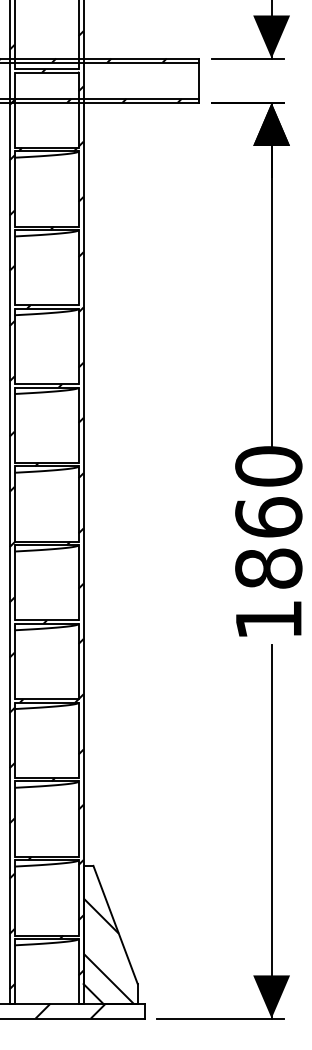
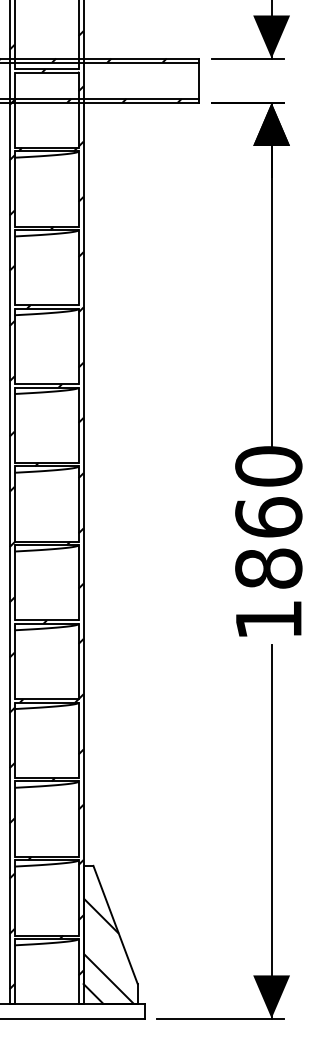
hatch: present -> none (70, 1010)
